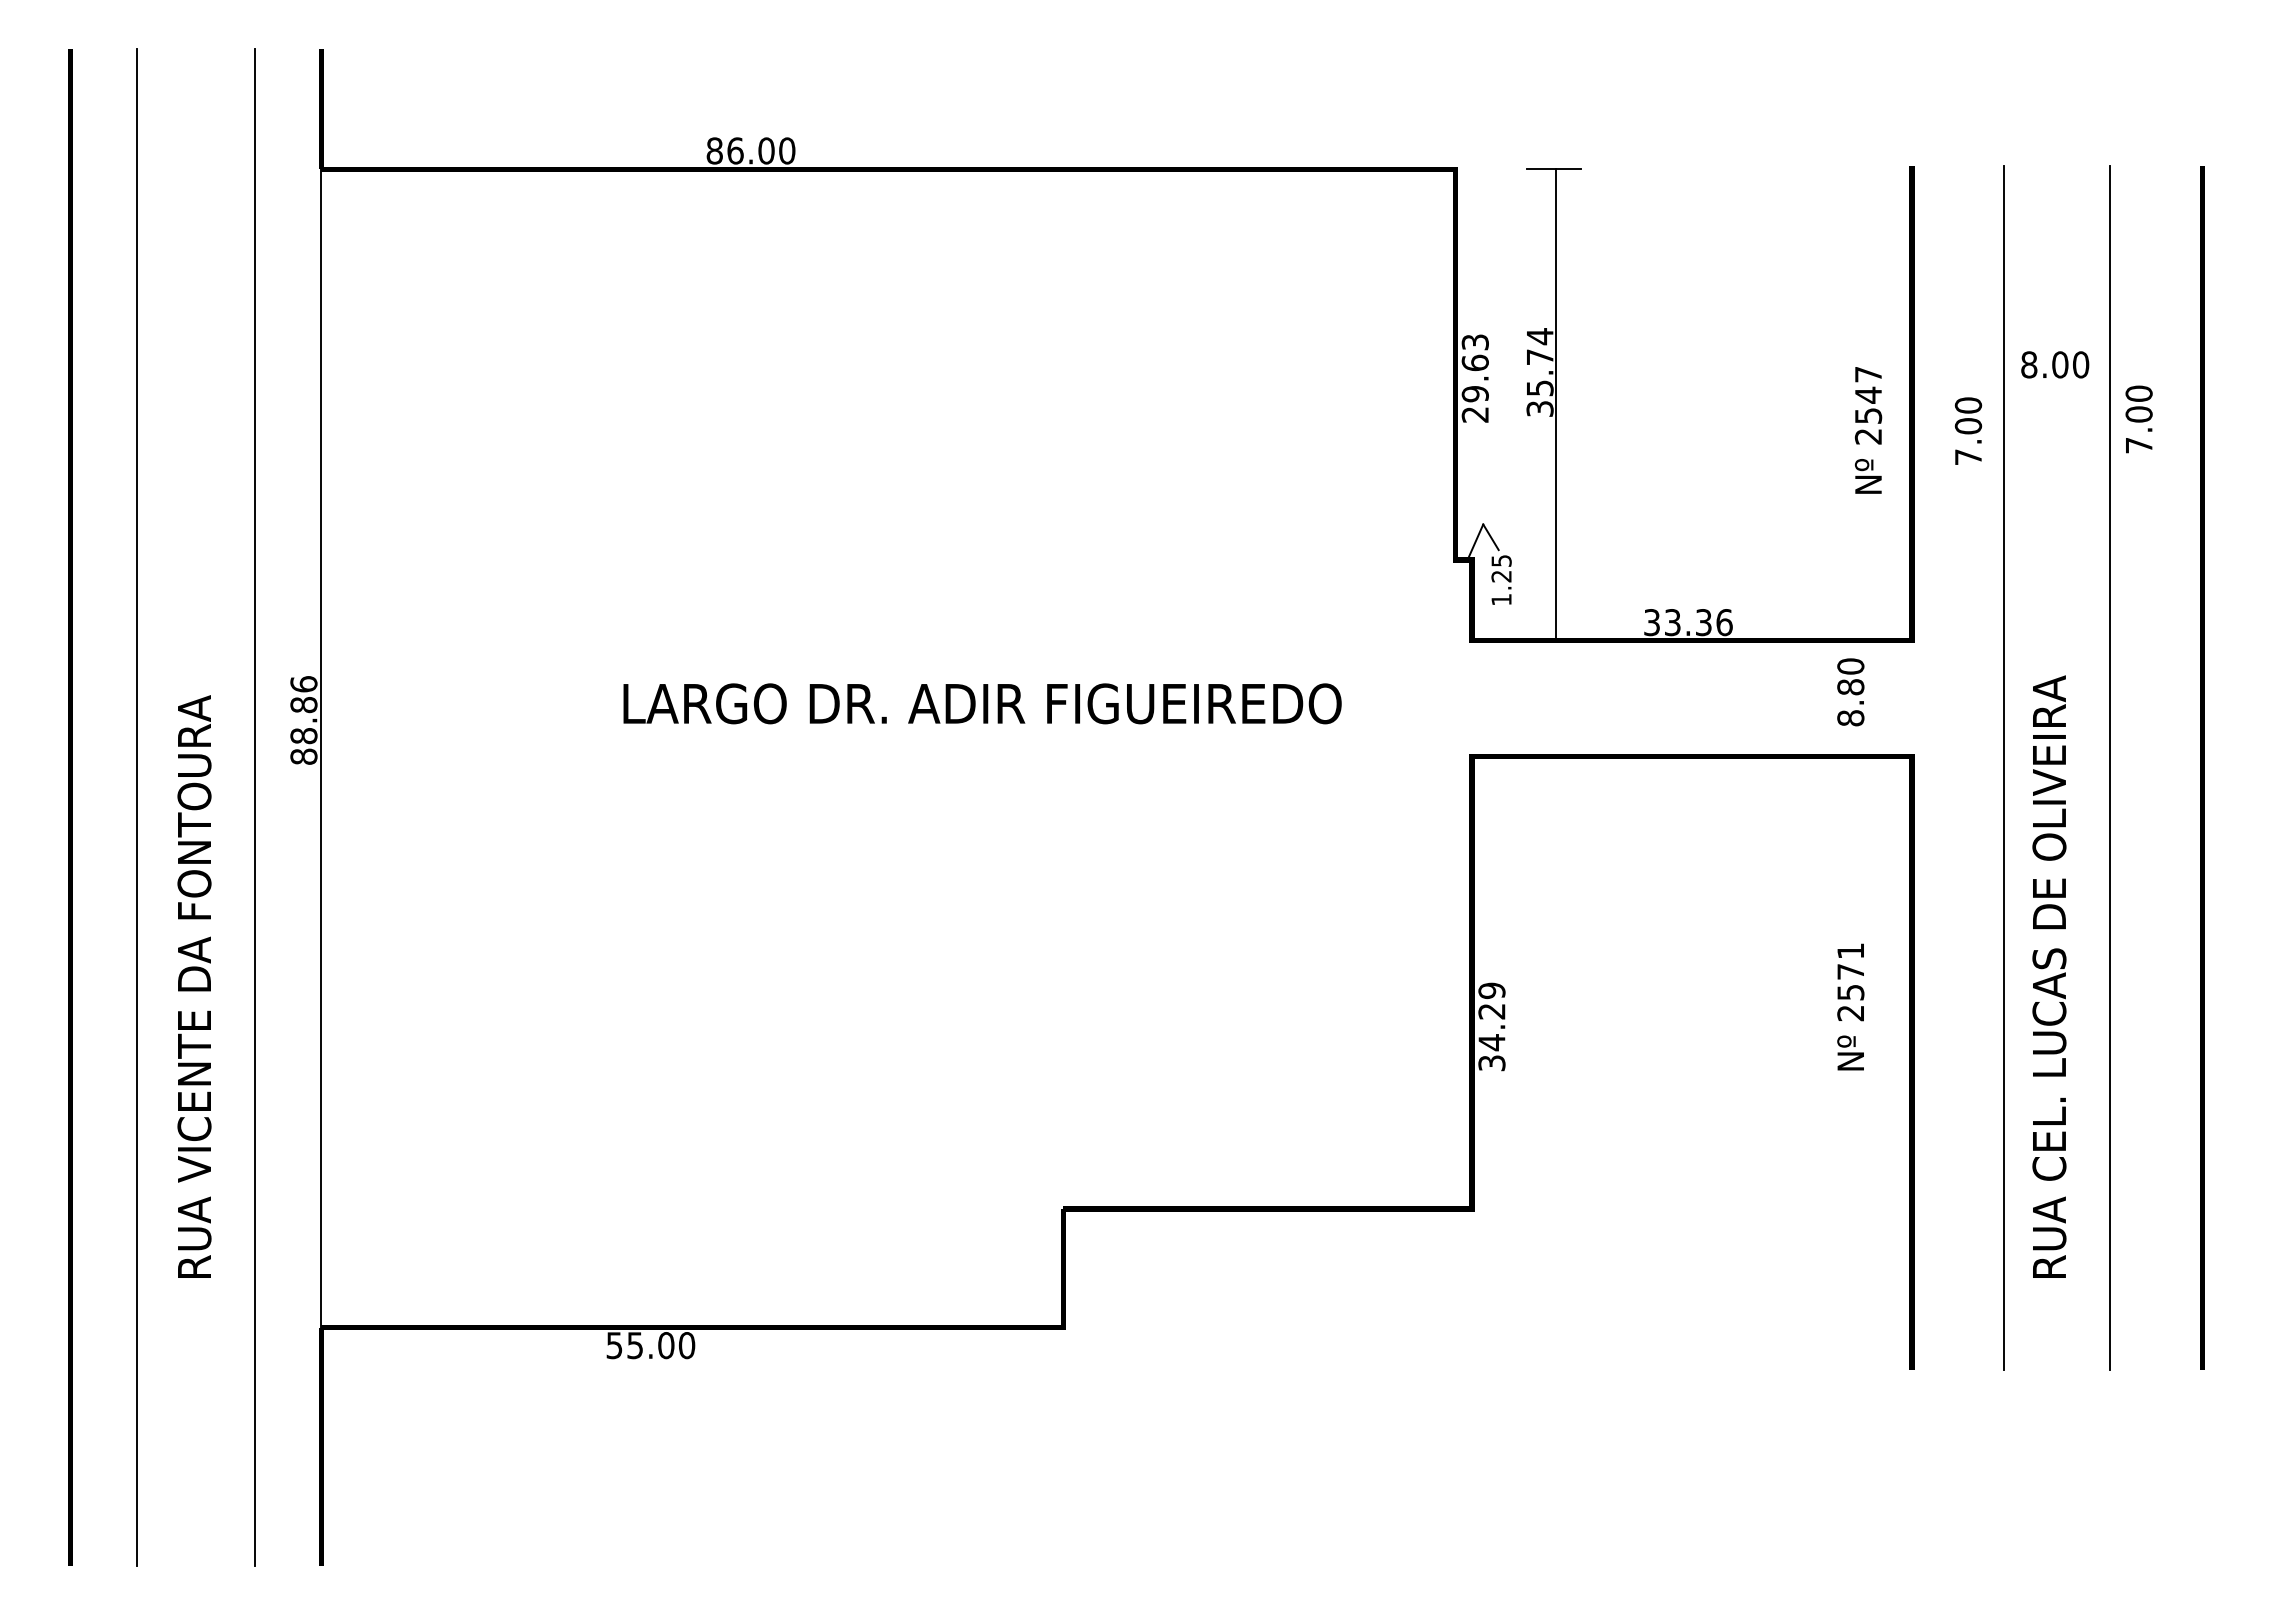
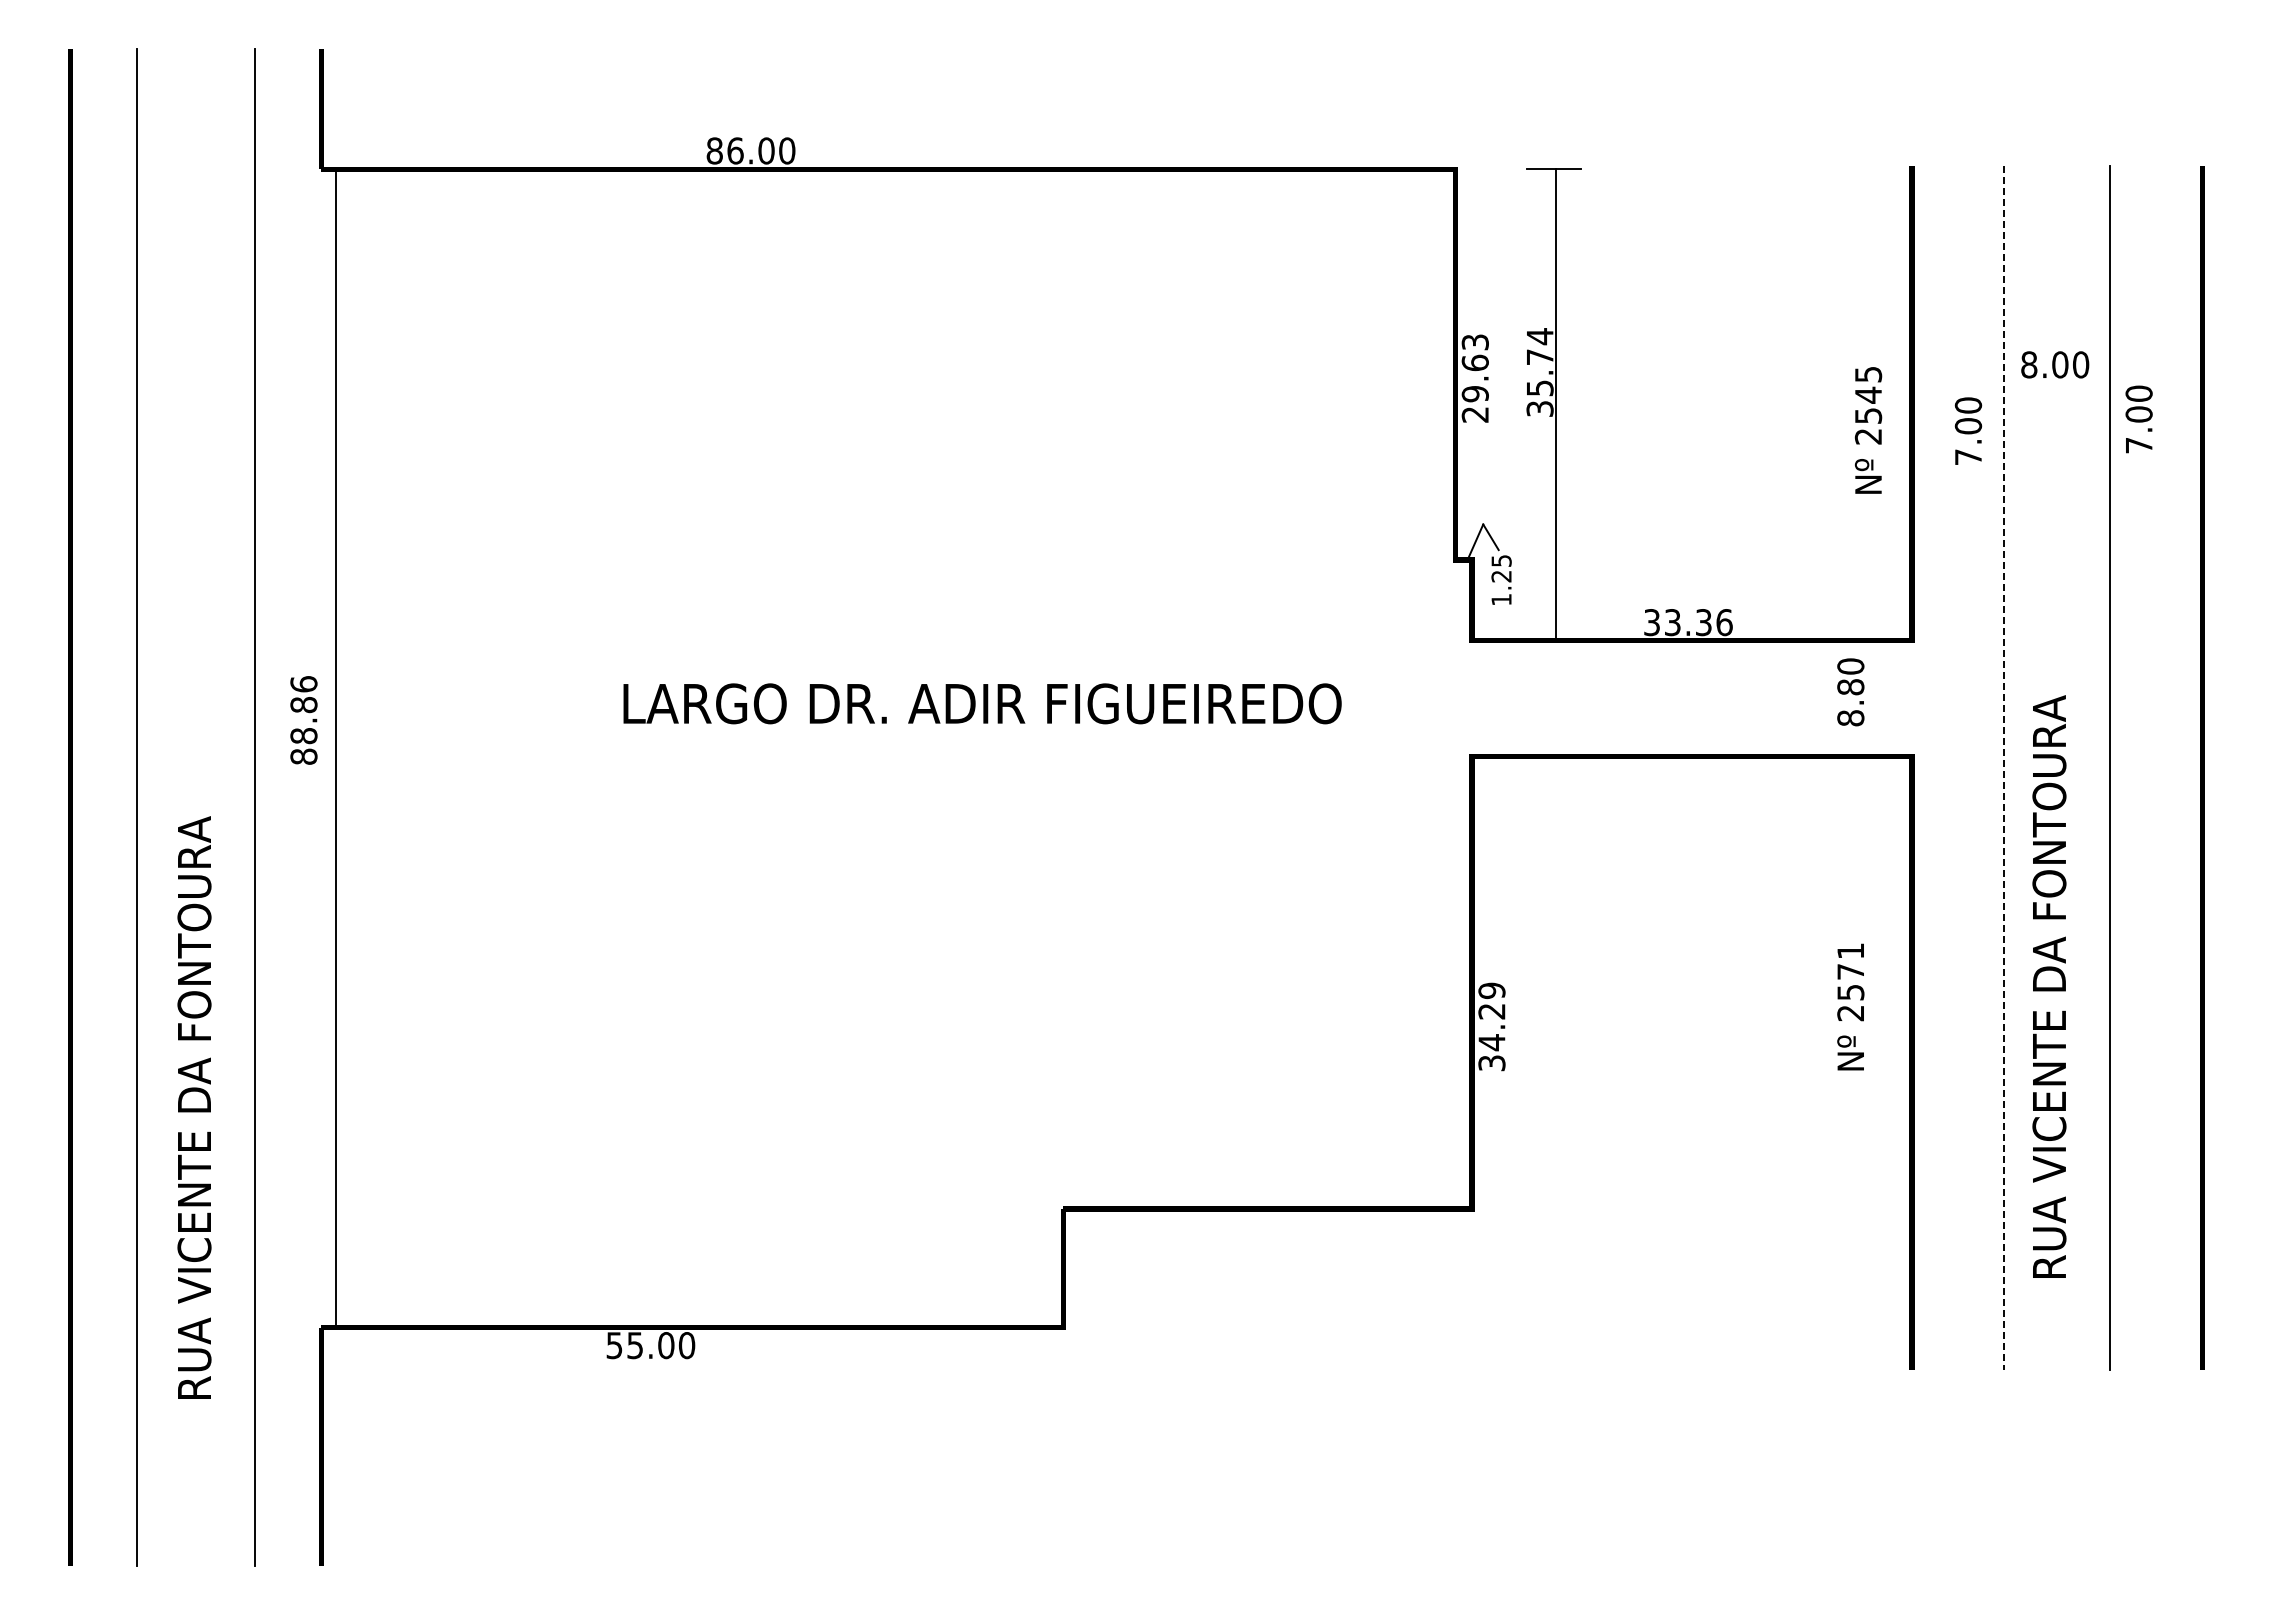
text: 2547 -> 2545 (1868, 374)
line position: (321, 748) -> (336, 748) (336, 748)
line: solid -> dashed (2004, 768)
text: RUA CEL. LUCAS DE OLIVEIRA -> RUA VICENTE DA FONTOURA (2049, 928)
text position: (194, 986) -> (194, 1107) (194, 1107)
